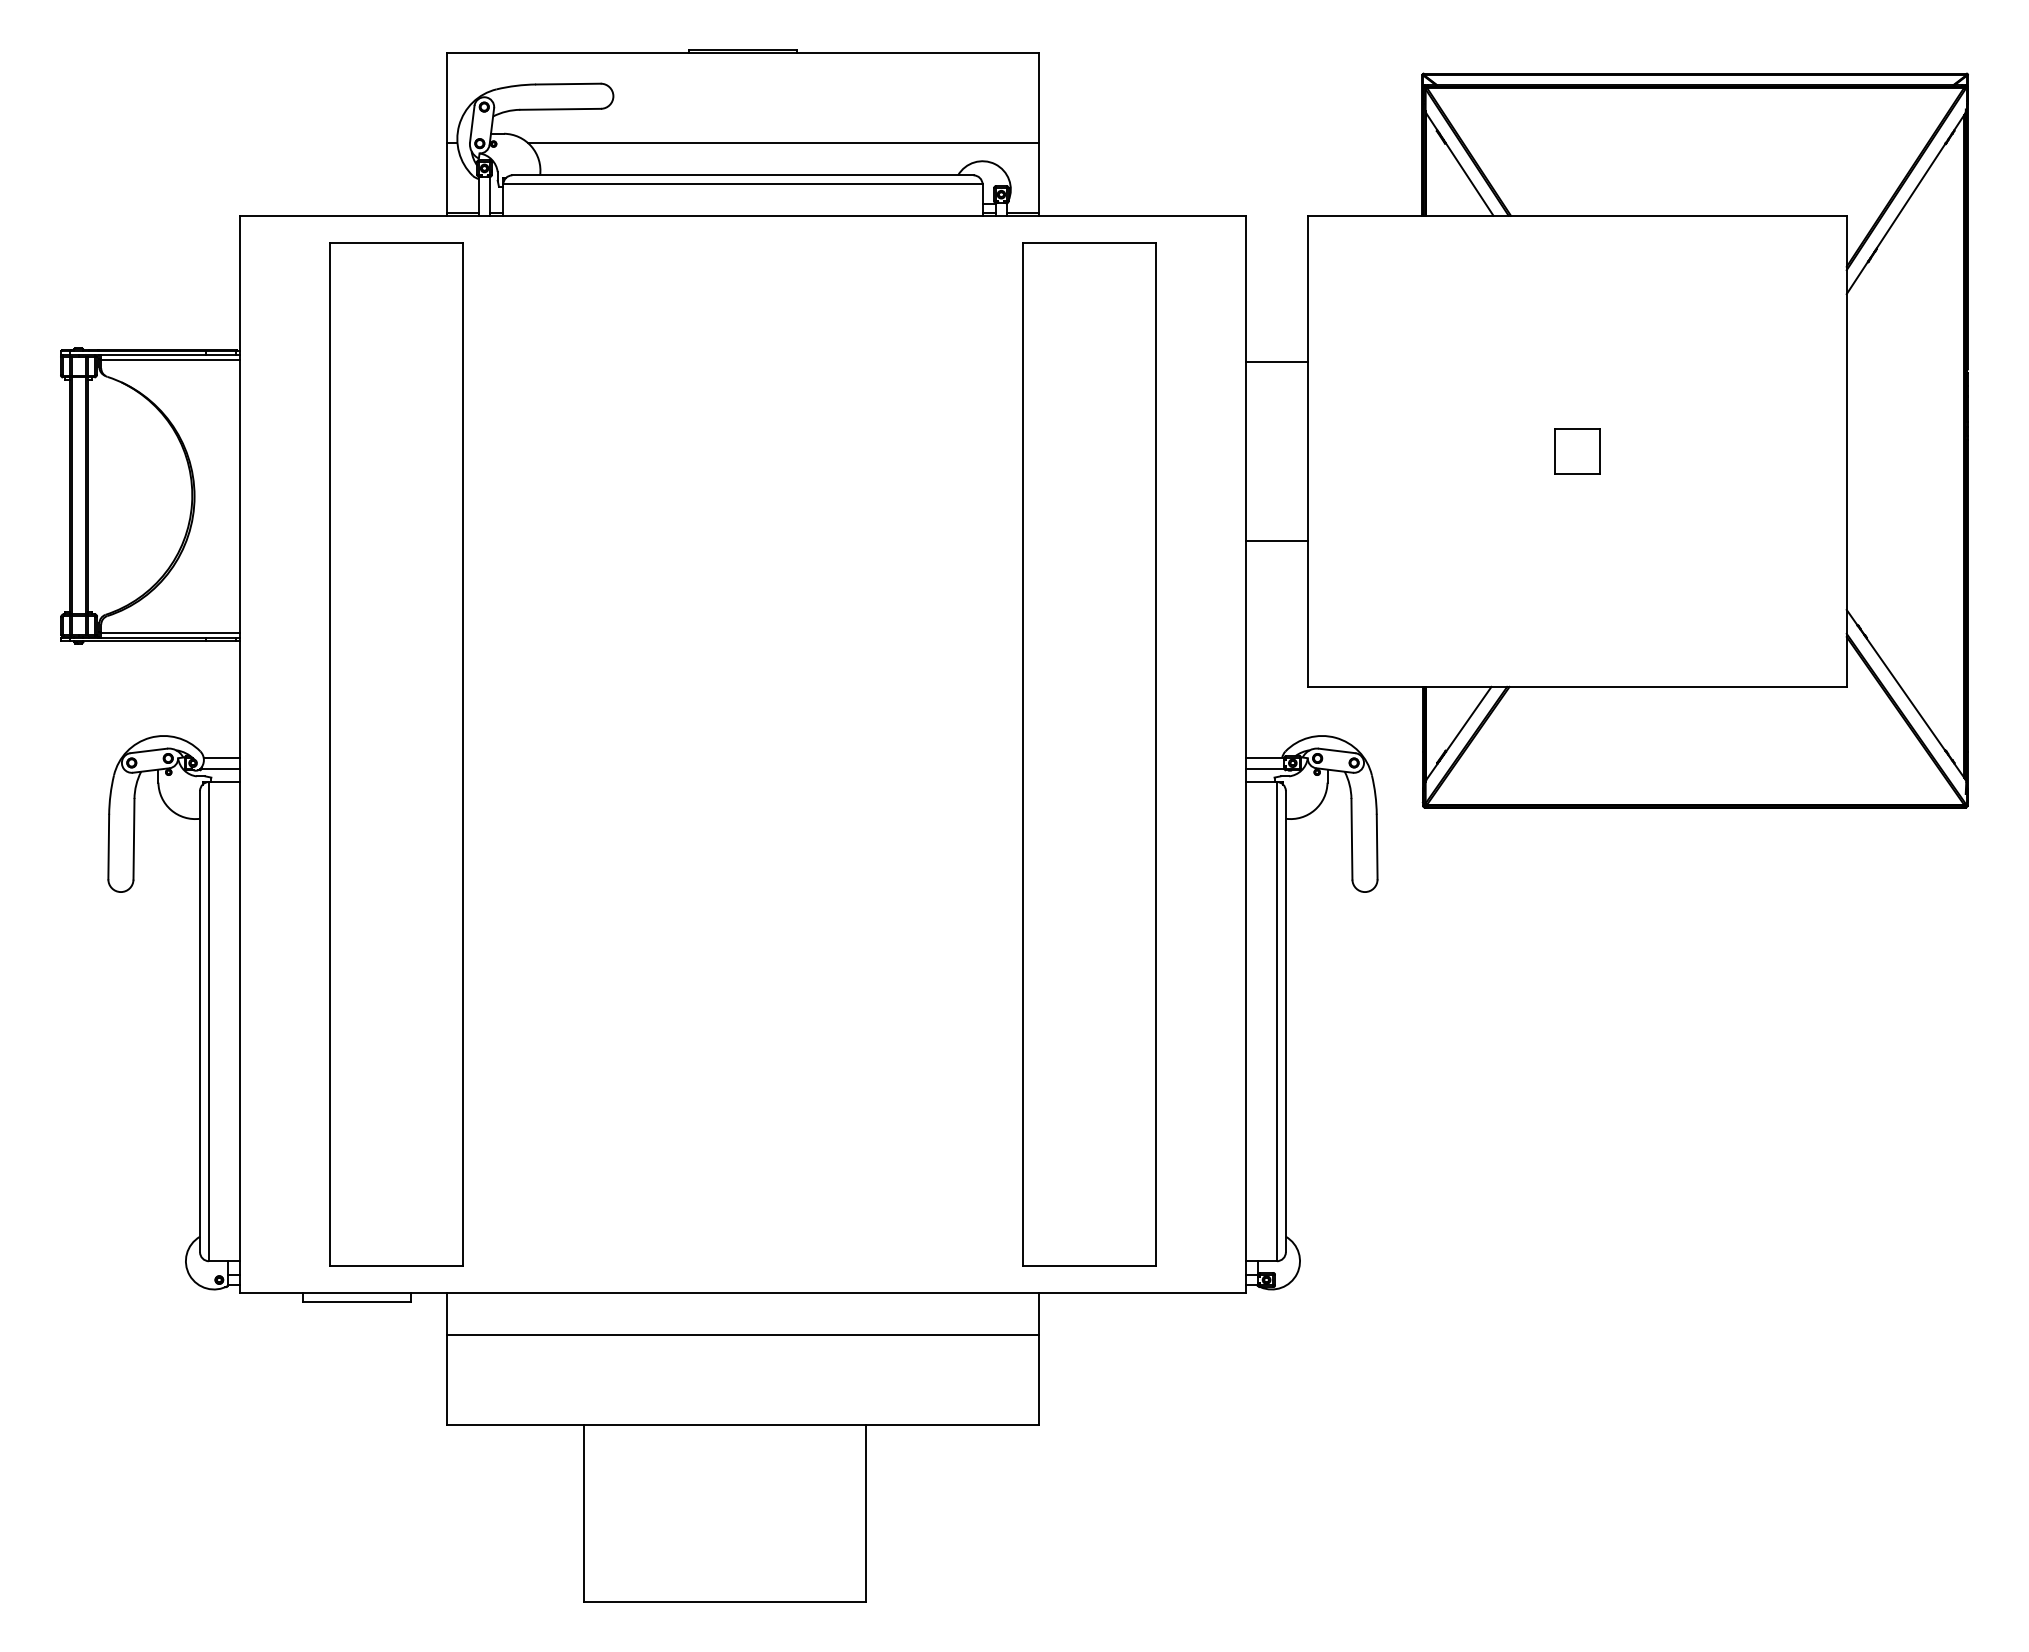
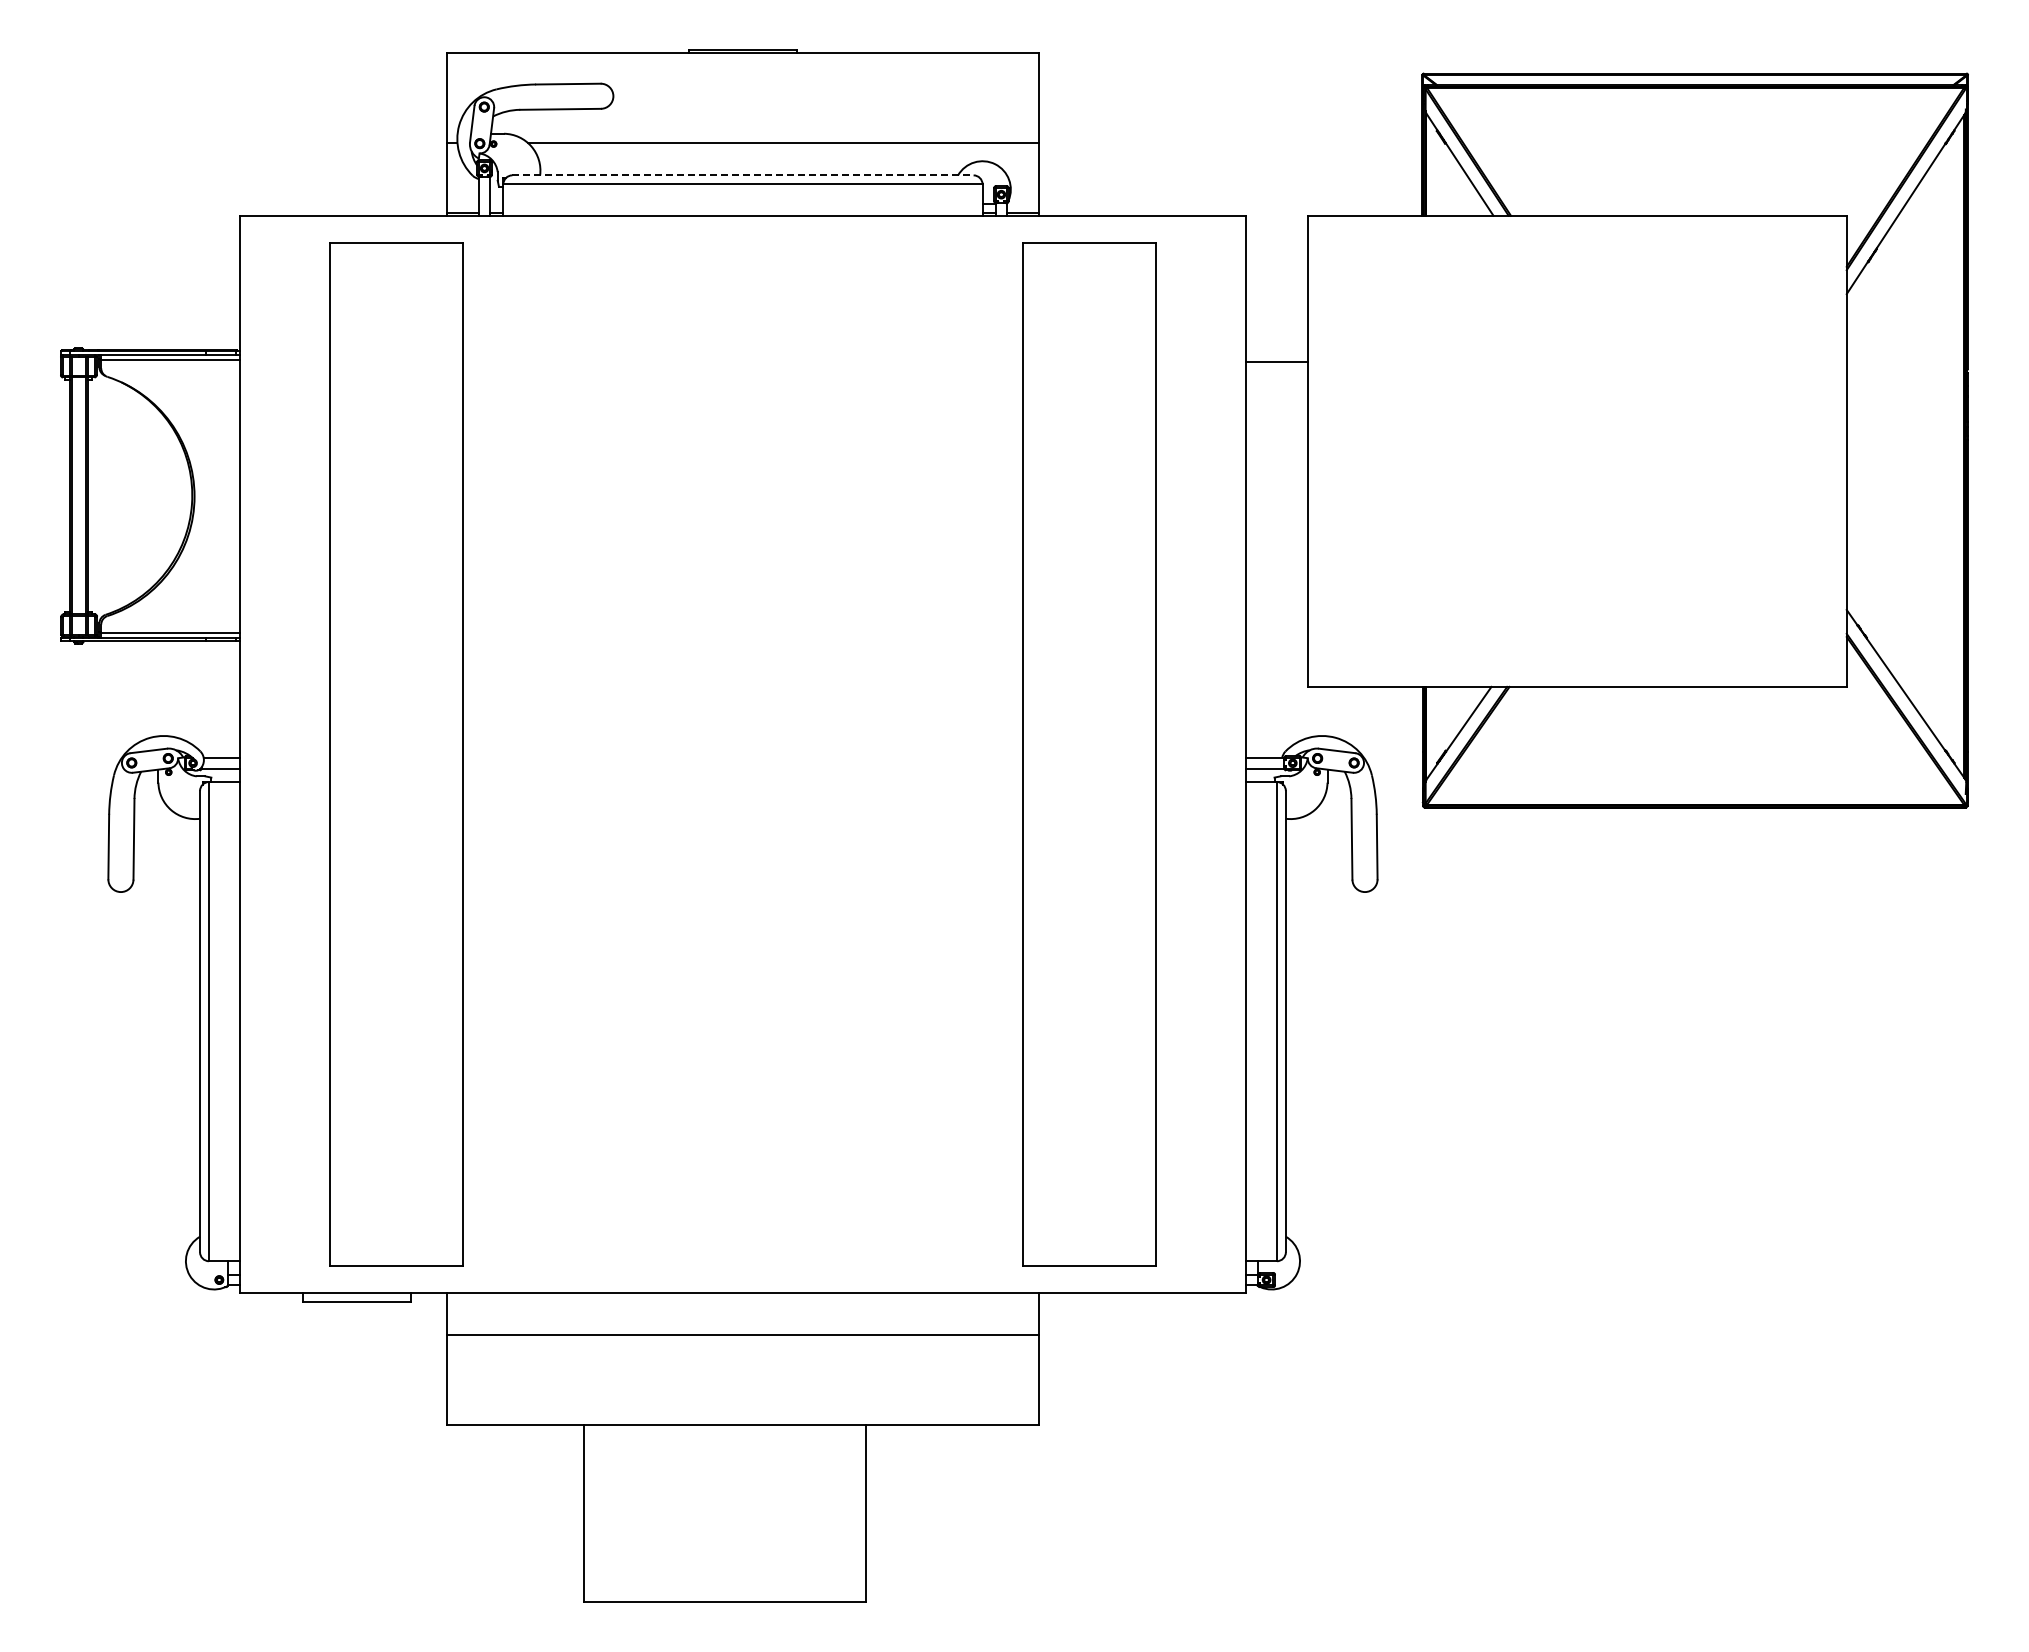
line: solid -> dashed (742, 175)
part: present -> none (1577, 451)
line: present -> none (1276, 541)
